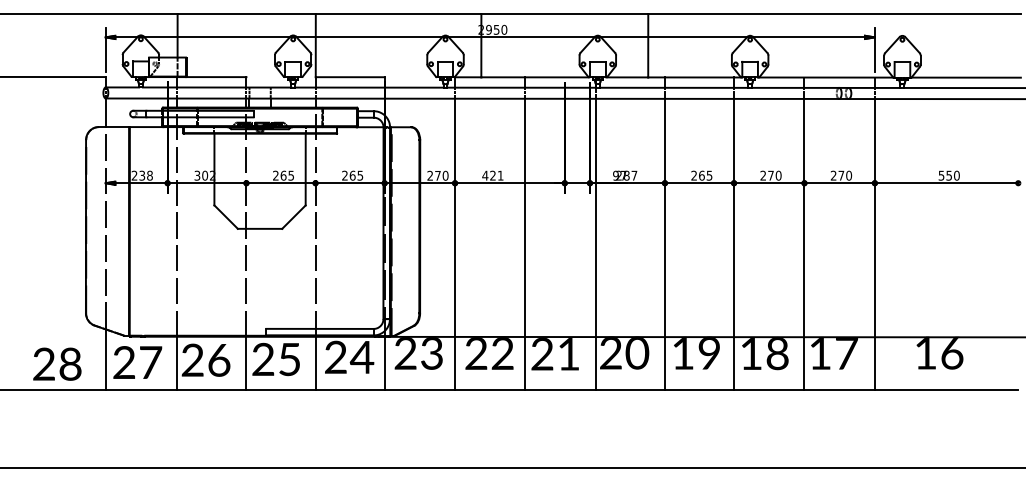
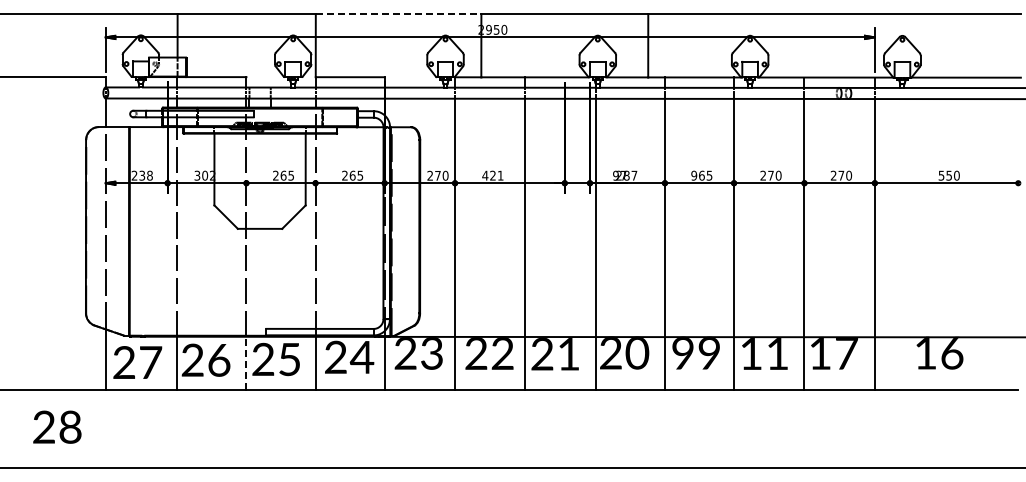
line: solid -> dashed (398, 14)
text: 265 -> 965 (694, 175)
text: 19 -> 99 (682, 353)
text: 18 -> 11 (777, 354)
text position: (57, 363) -> (57, 426) (57, 426)
line: solid -> dashed (246, 363)
